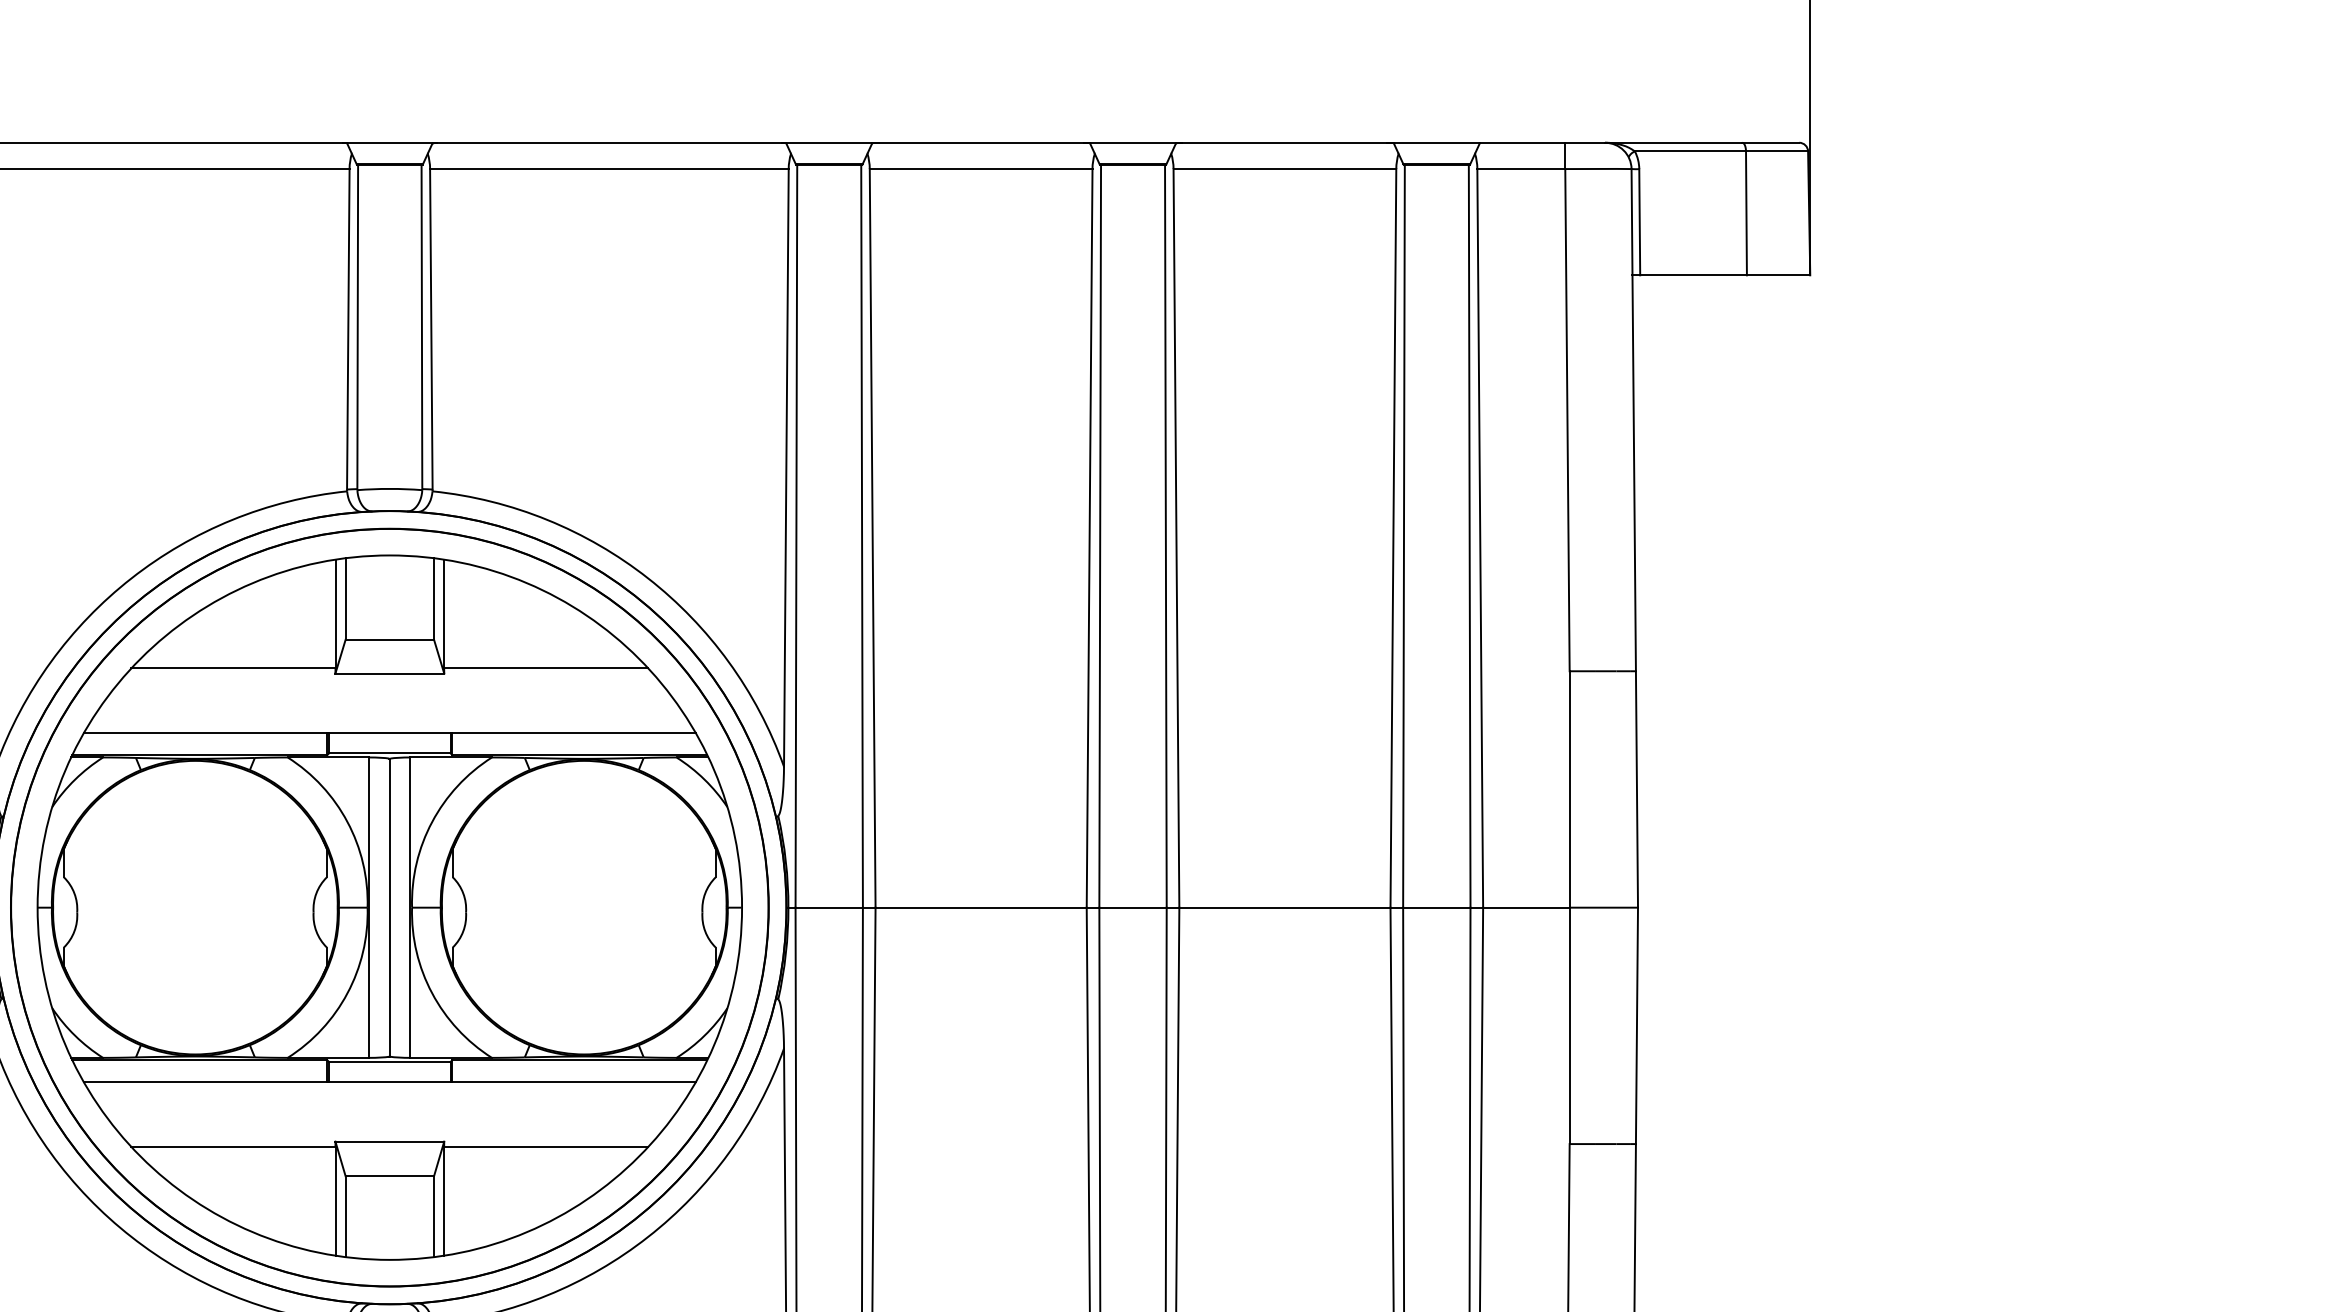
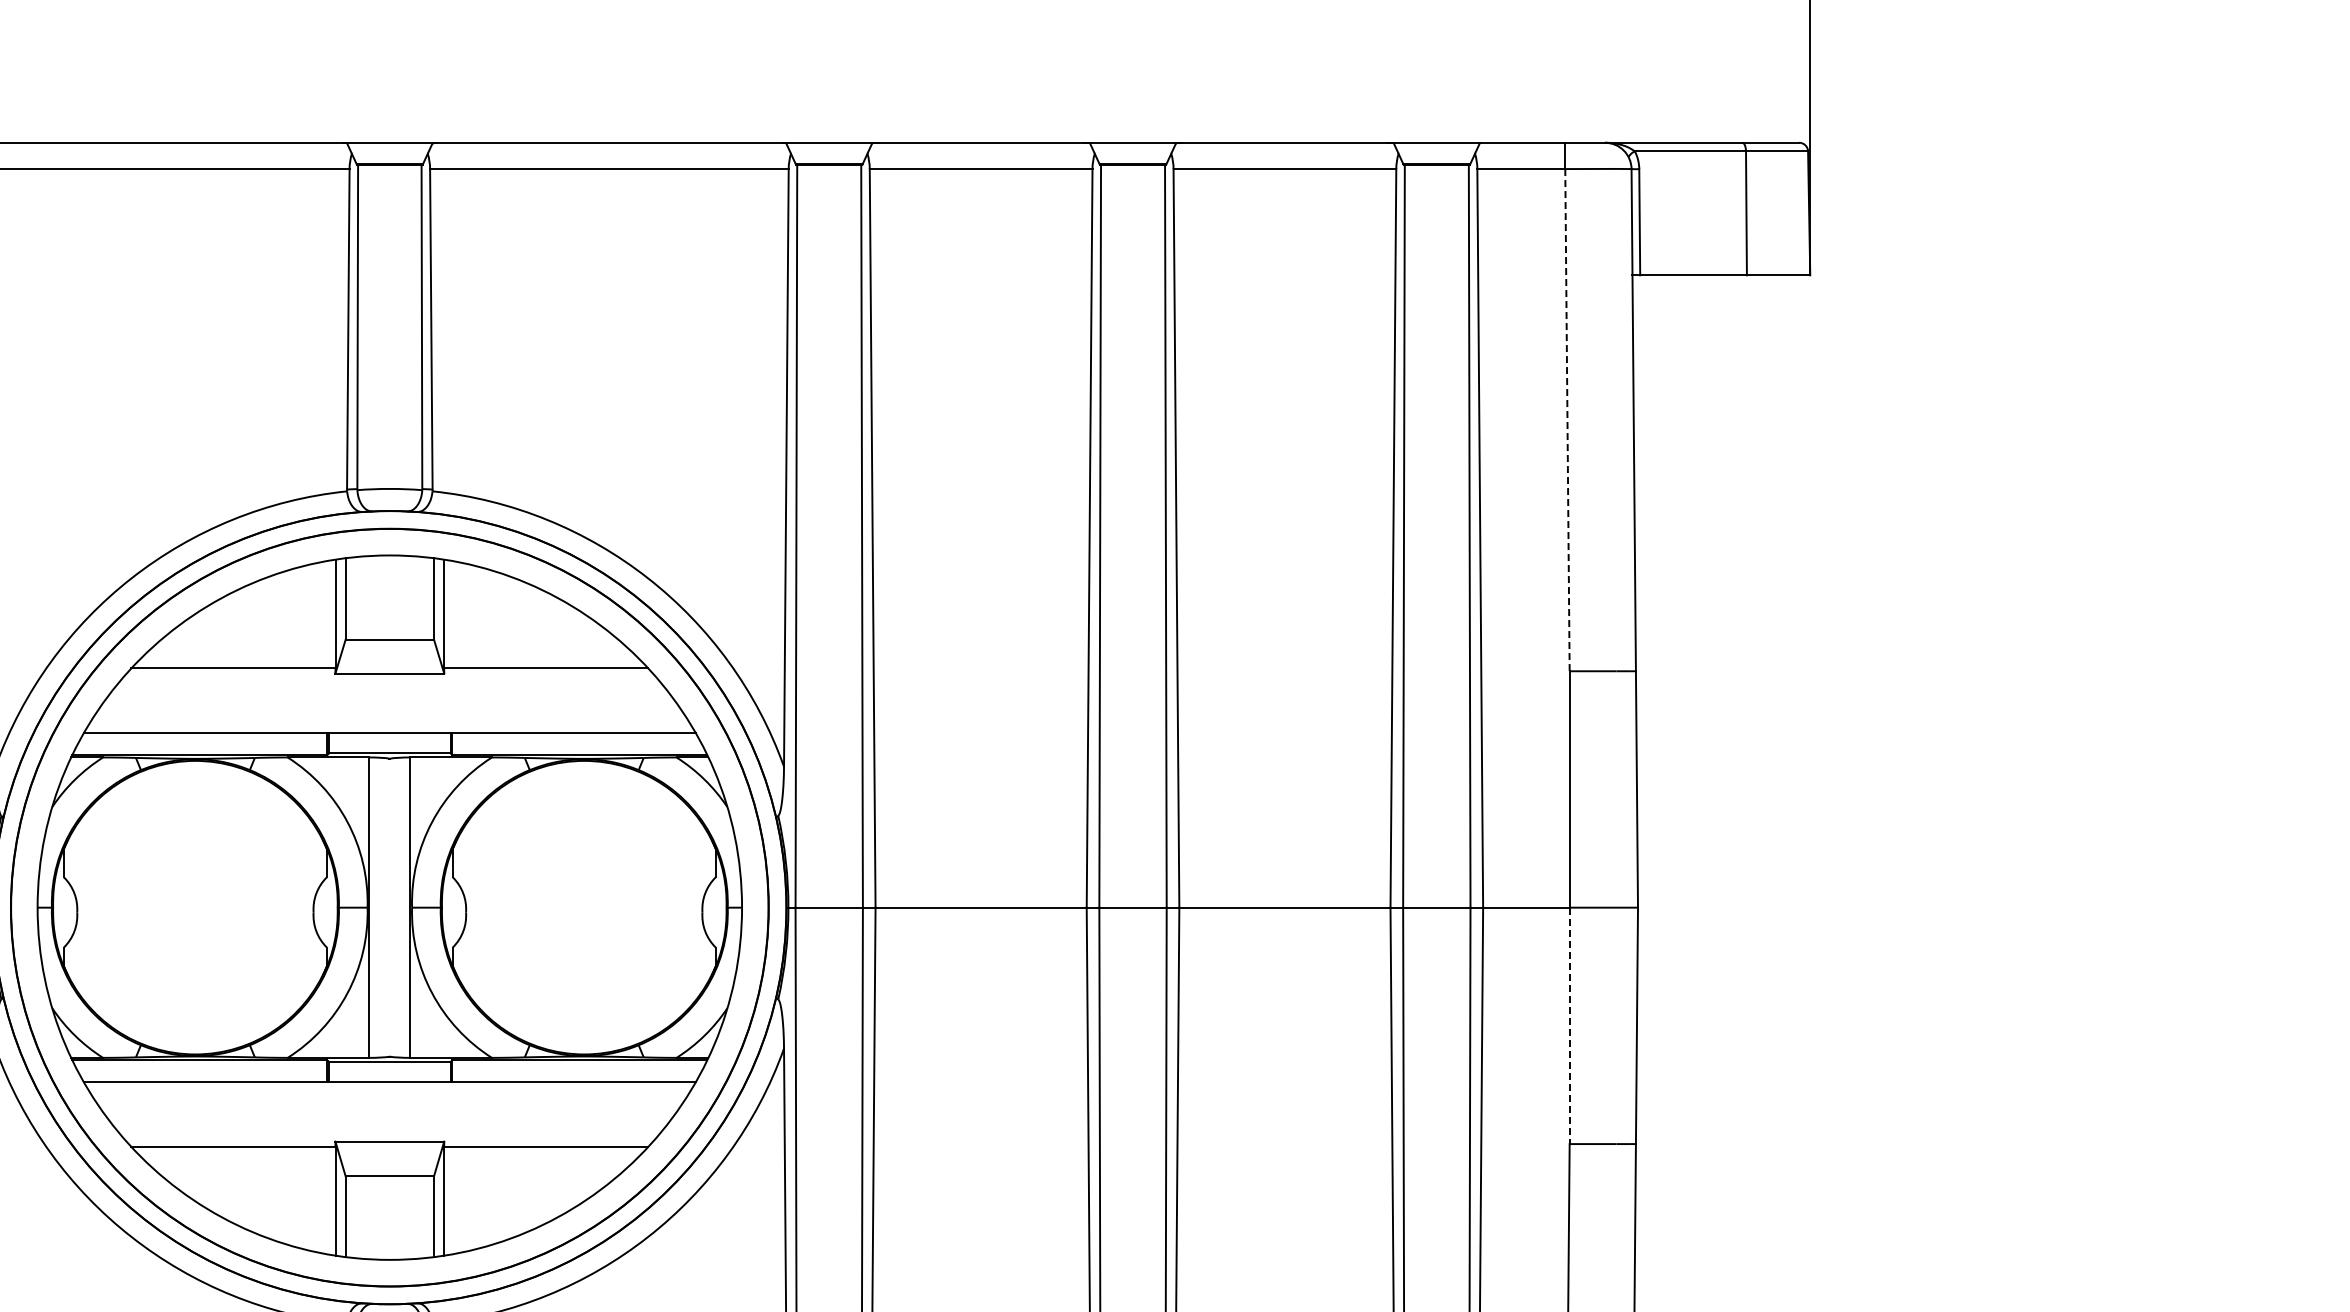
line: solid -> dashed (1567, 420)
line: present -> none (389, 907)
line: solid -> dashed (1569, 1026)
